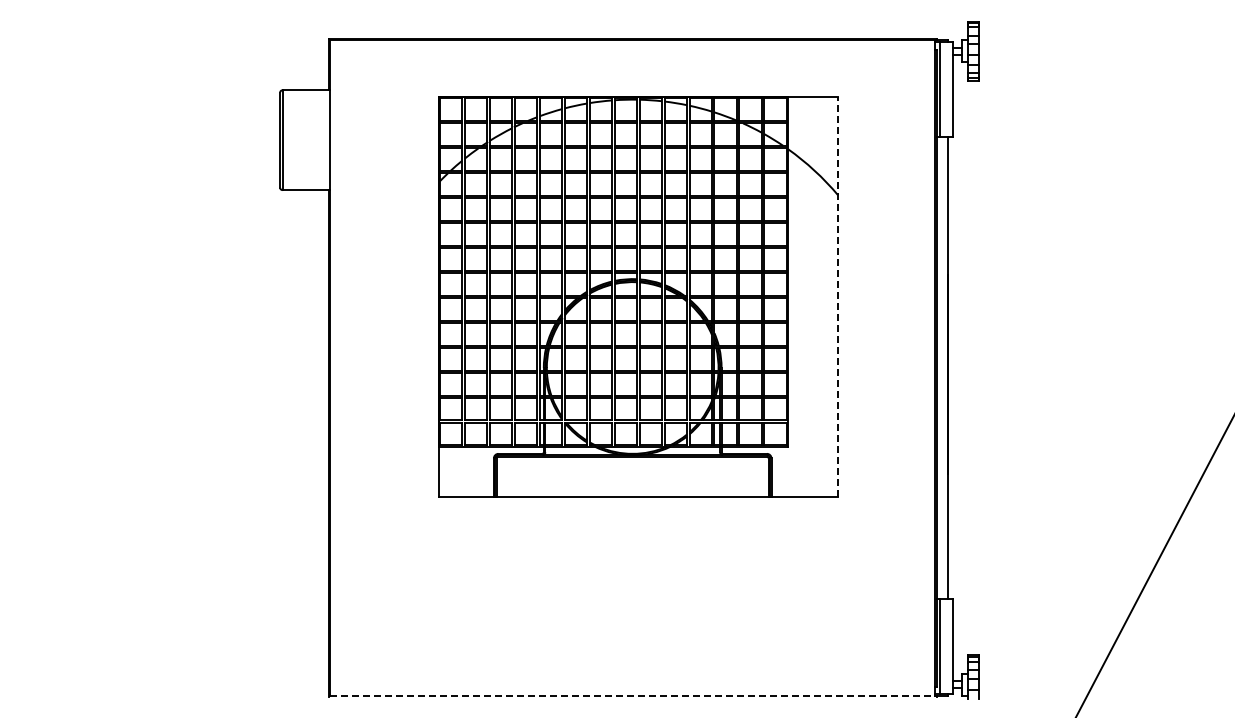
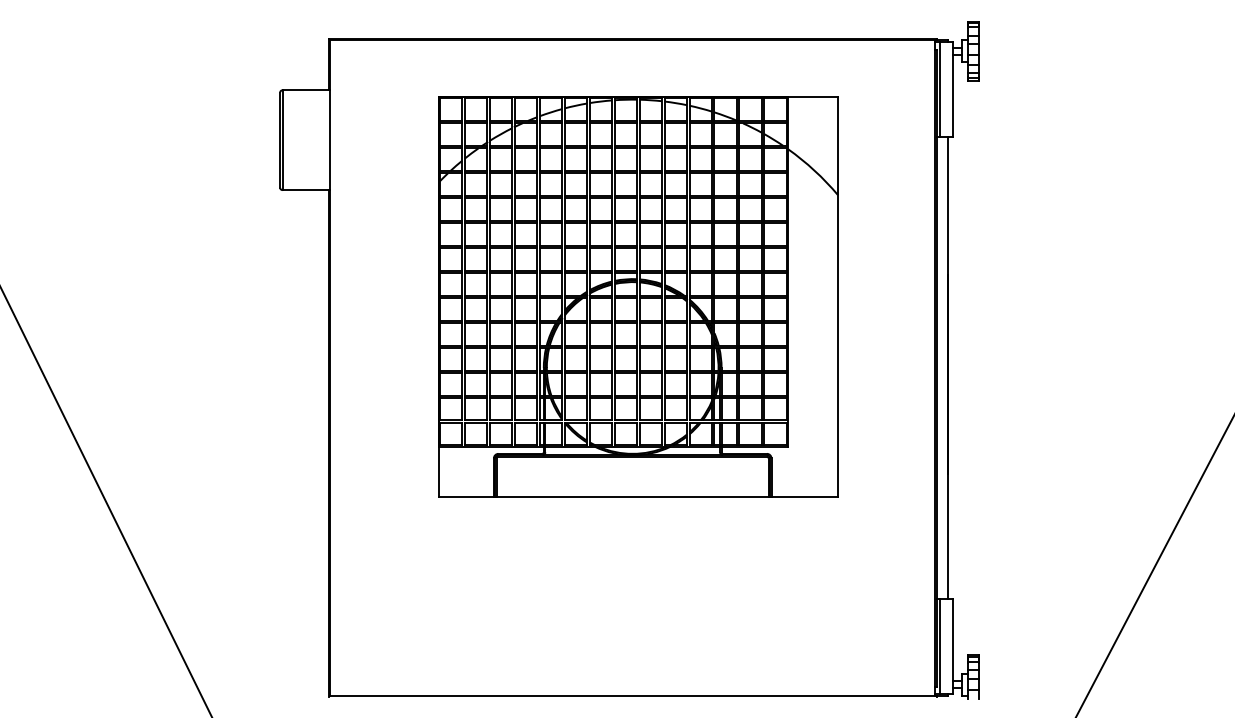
line: dashed -> solid (838, 296)
line: none -> present (106, 502)
line: dashed -> solid (632, 695)
